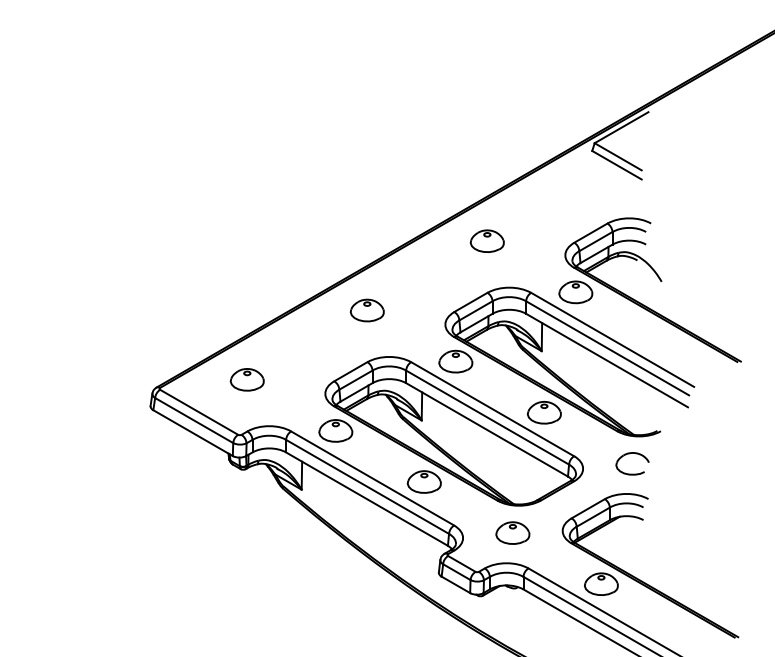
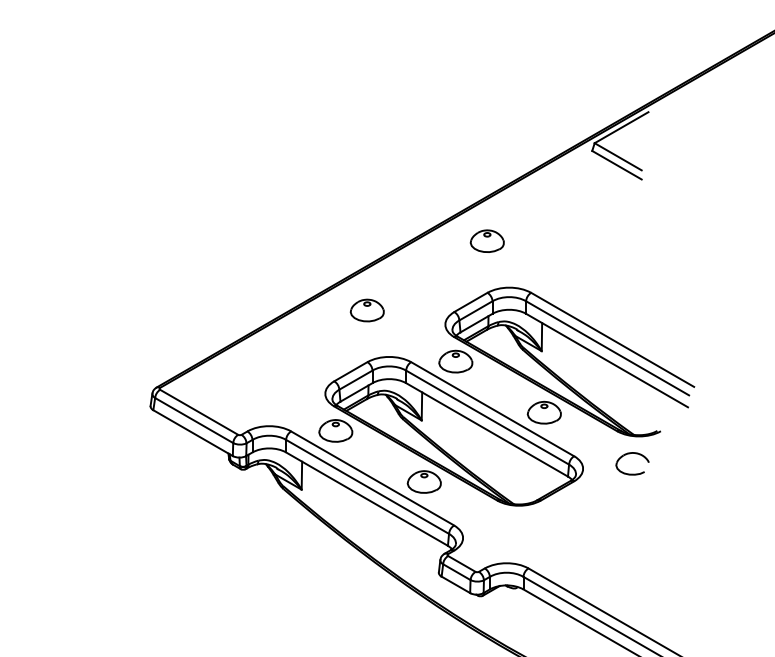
part: present -> none (659, 280)
part: present -> none (246, 379)
part: present -> none (512, 532)
part: present -> none (642, 580)
